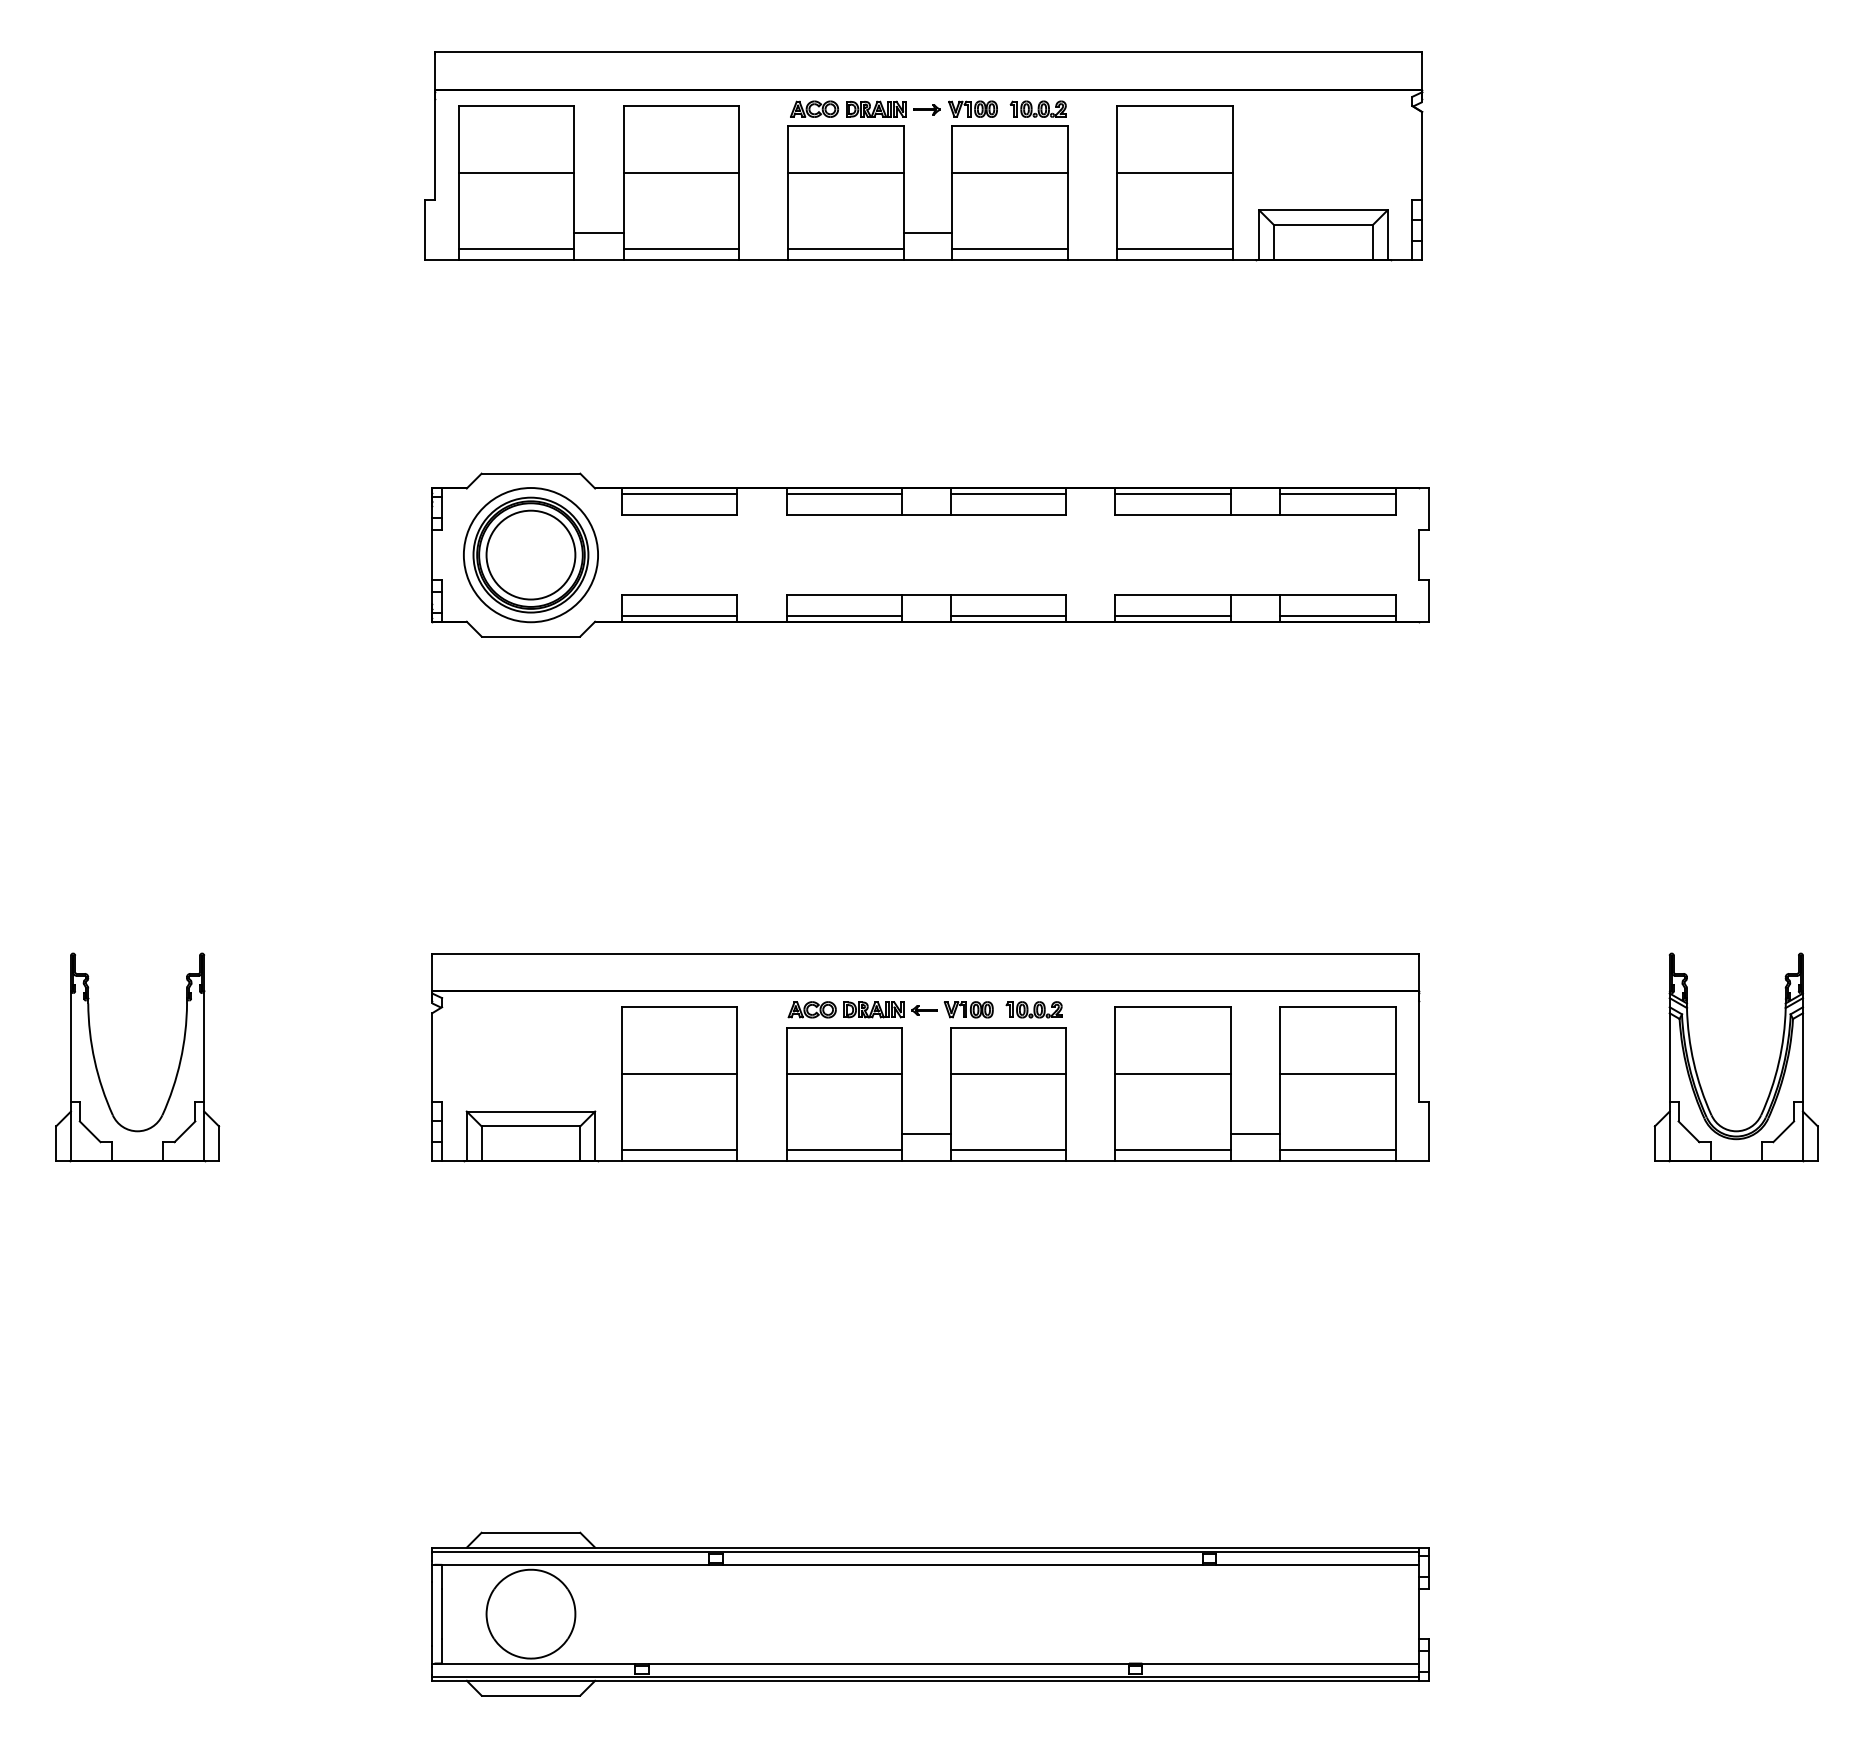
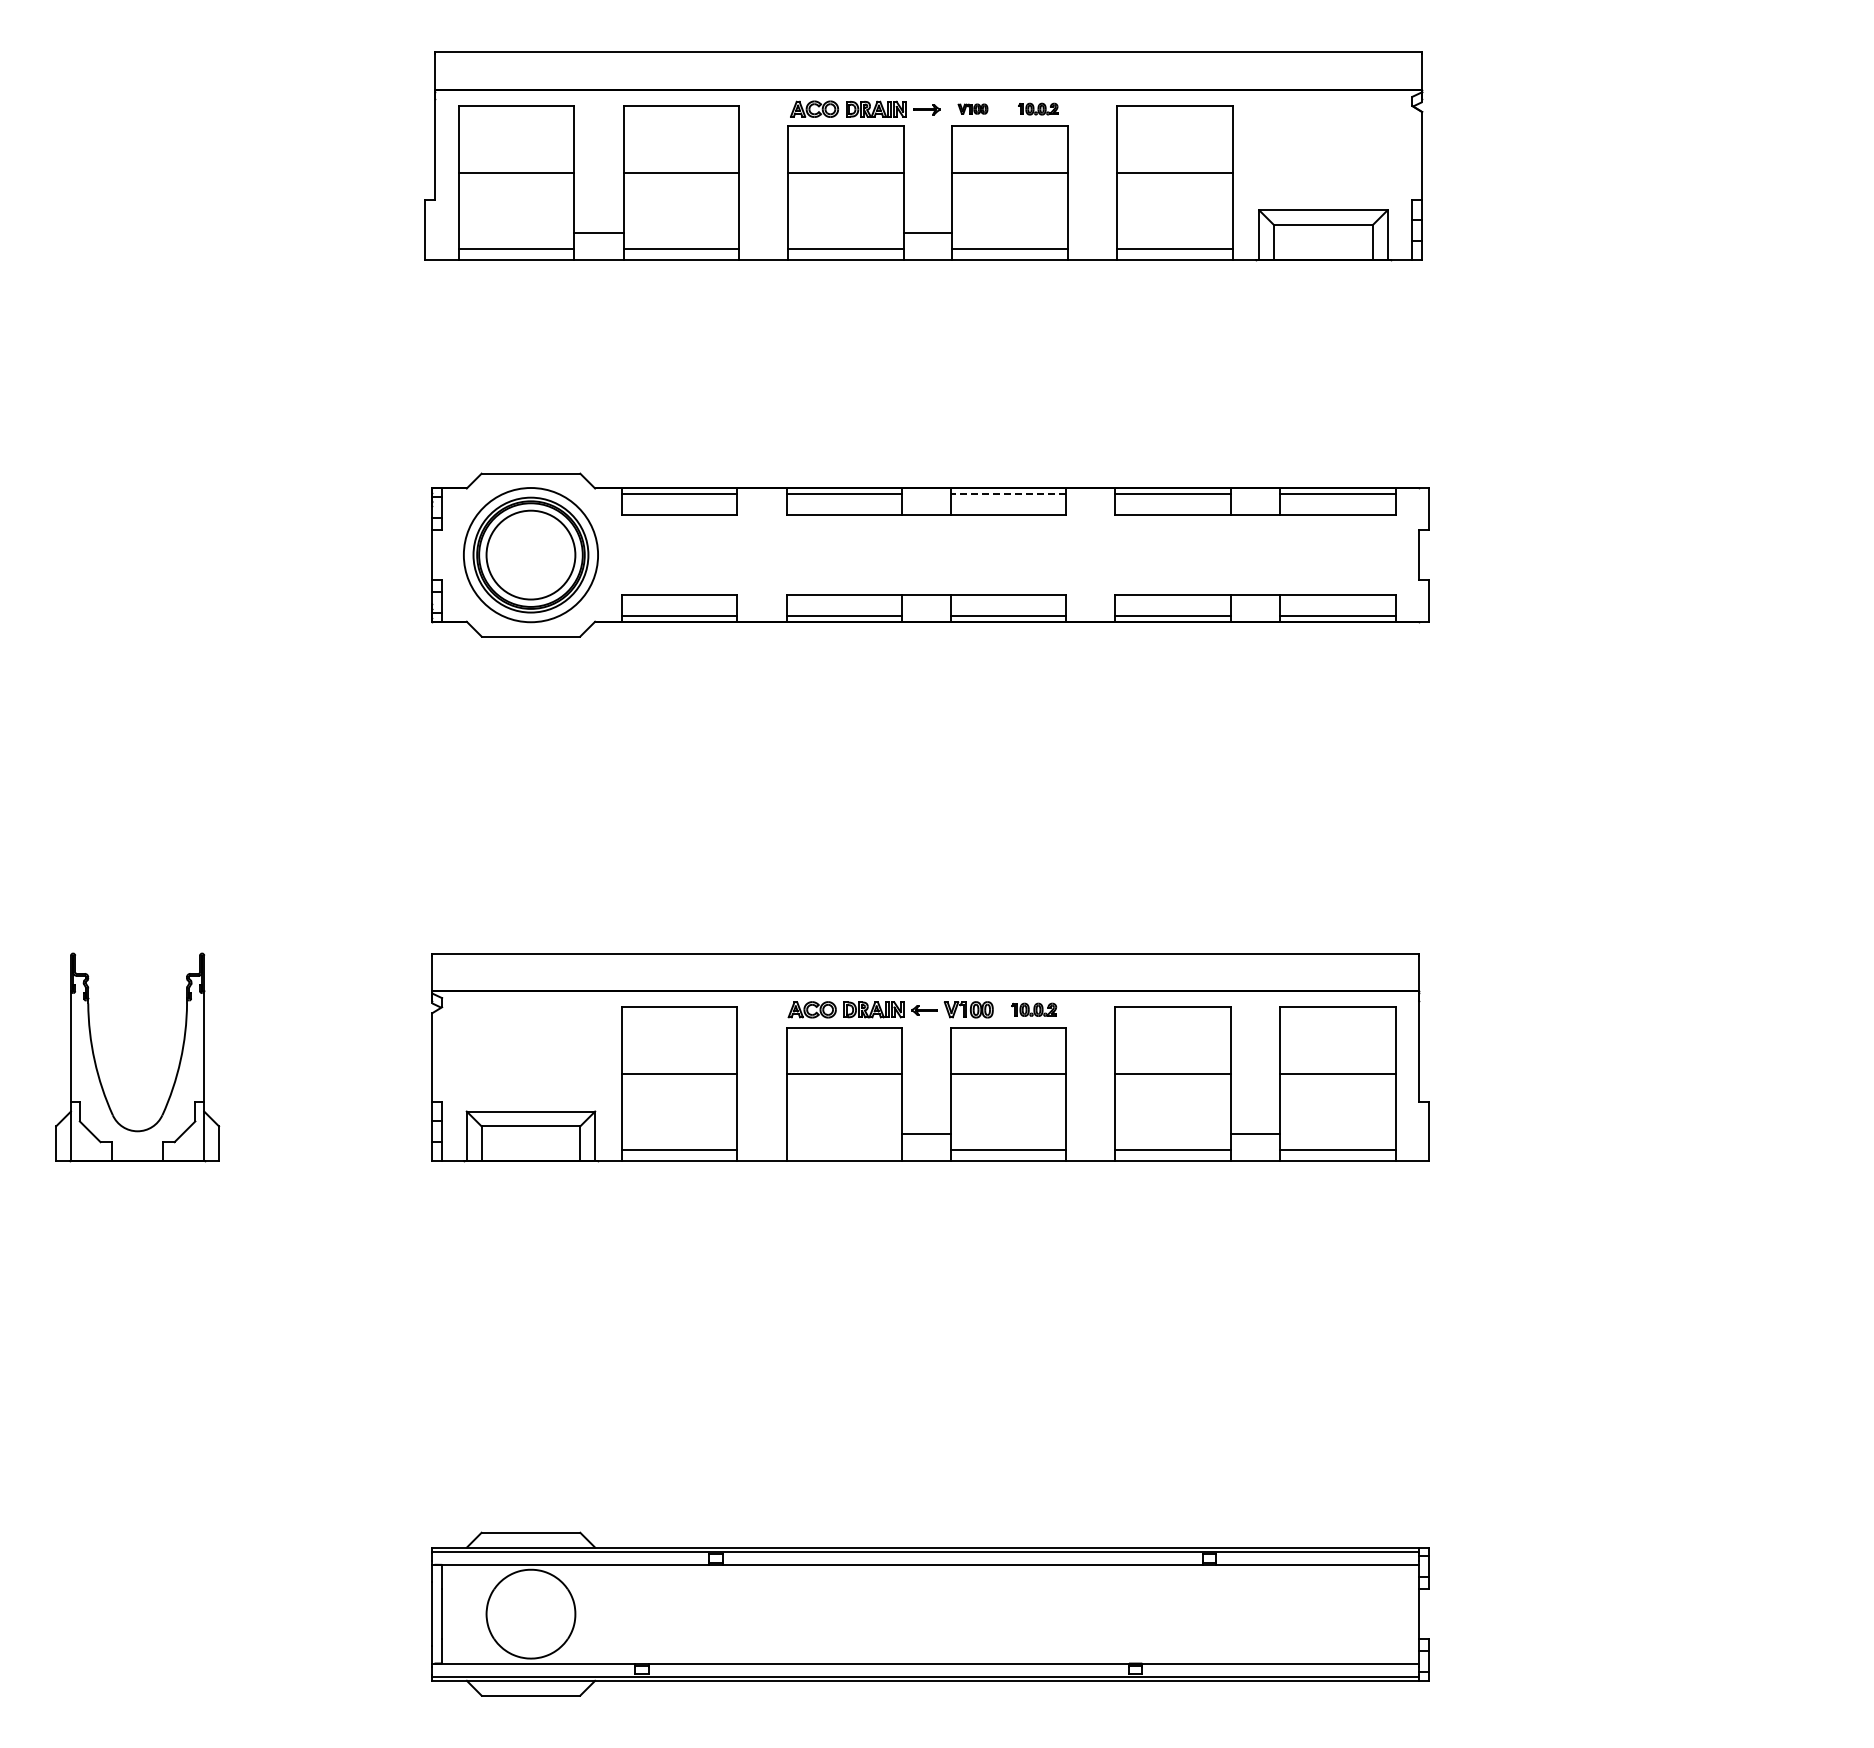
part size: 50x18 px -> 32x12 px (972, 108)
part size: 58x18 px -> 41x14 px (1038, 108)
line: solid -> dashed (1008, 494)
part size: 58x18 px -> 47x15 px (1034, 1009)
part: present -> none (1696, 1068)
line: present -> none (844, 1150)
